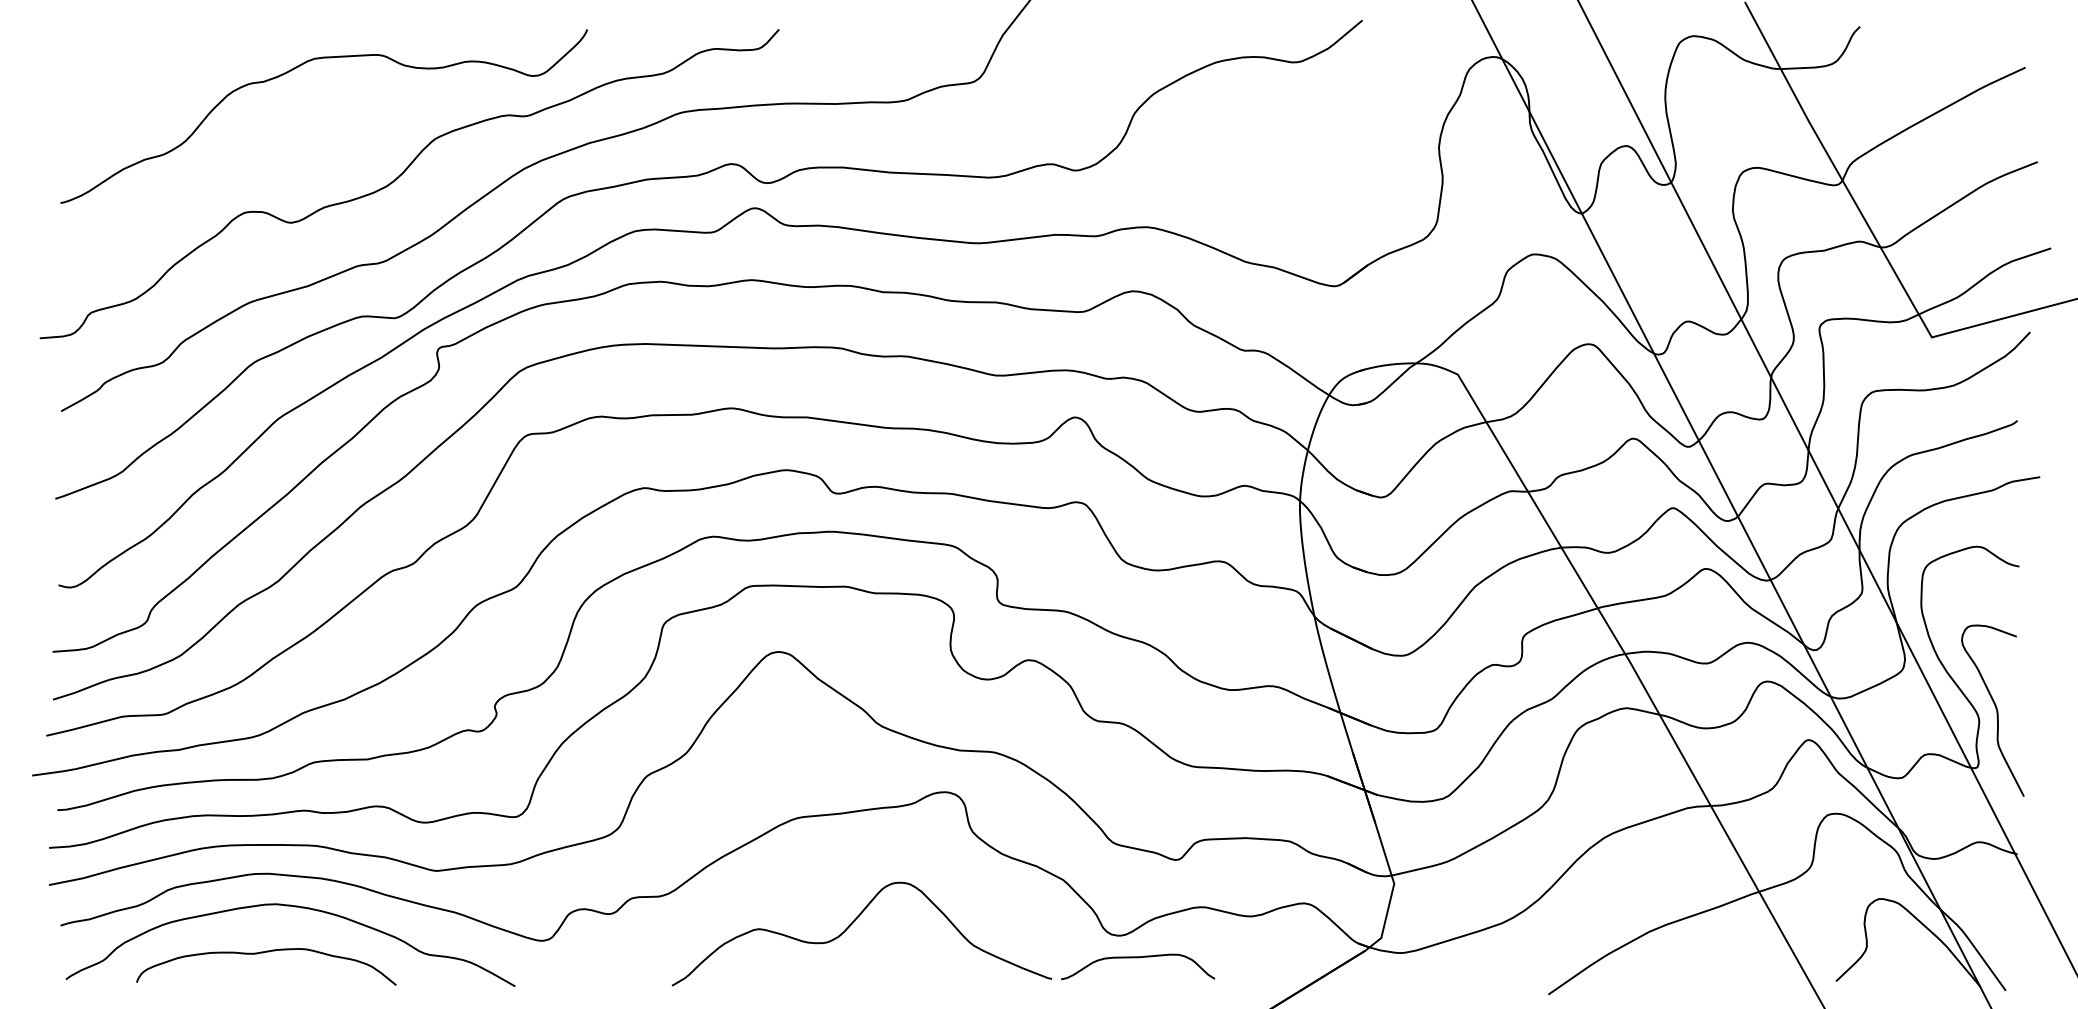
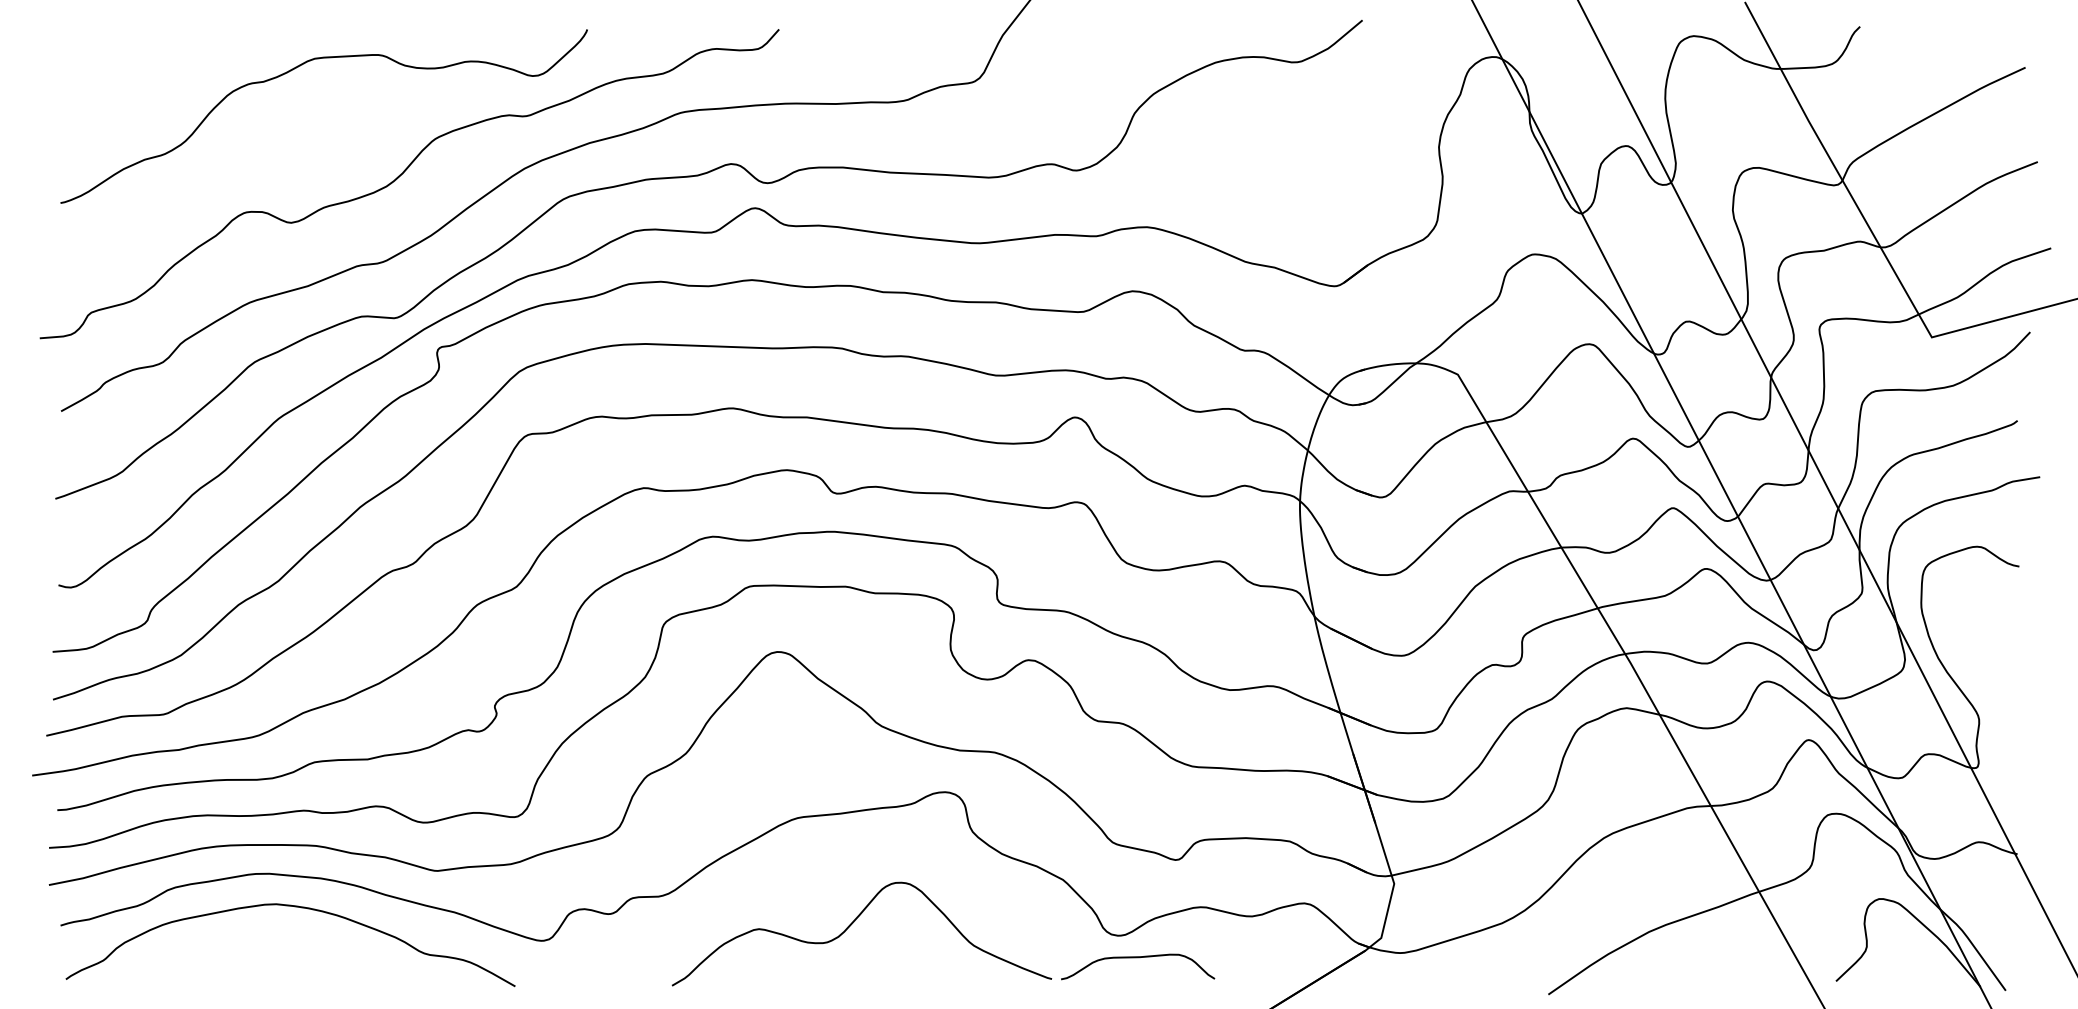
curve: present -> none (1995, 709)
curve: present -> none (263, 953)
